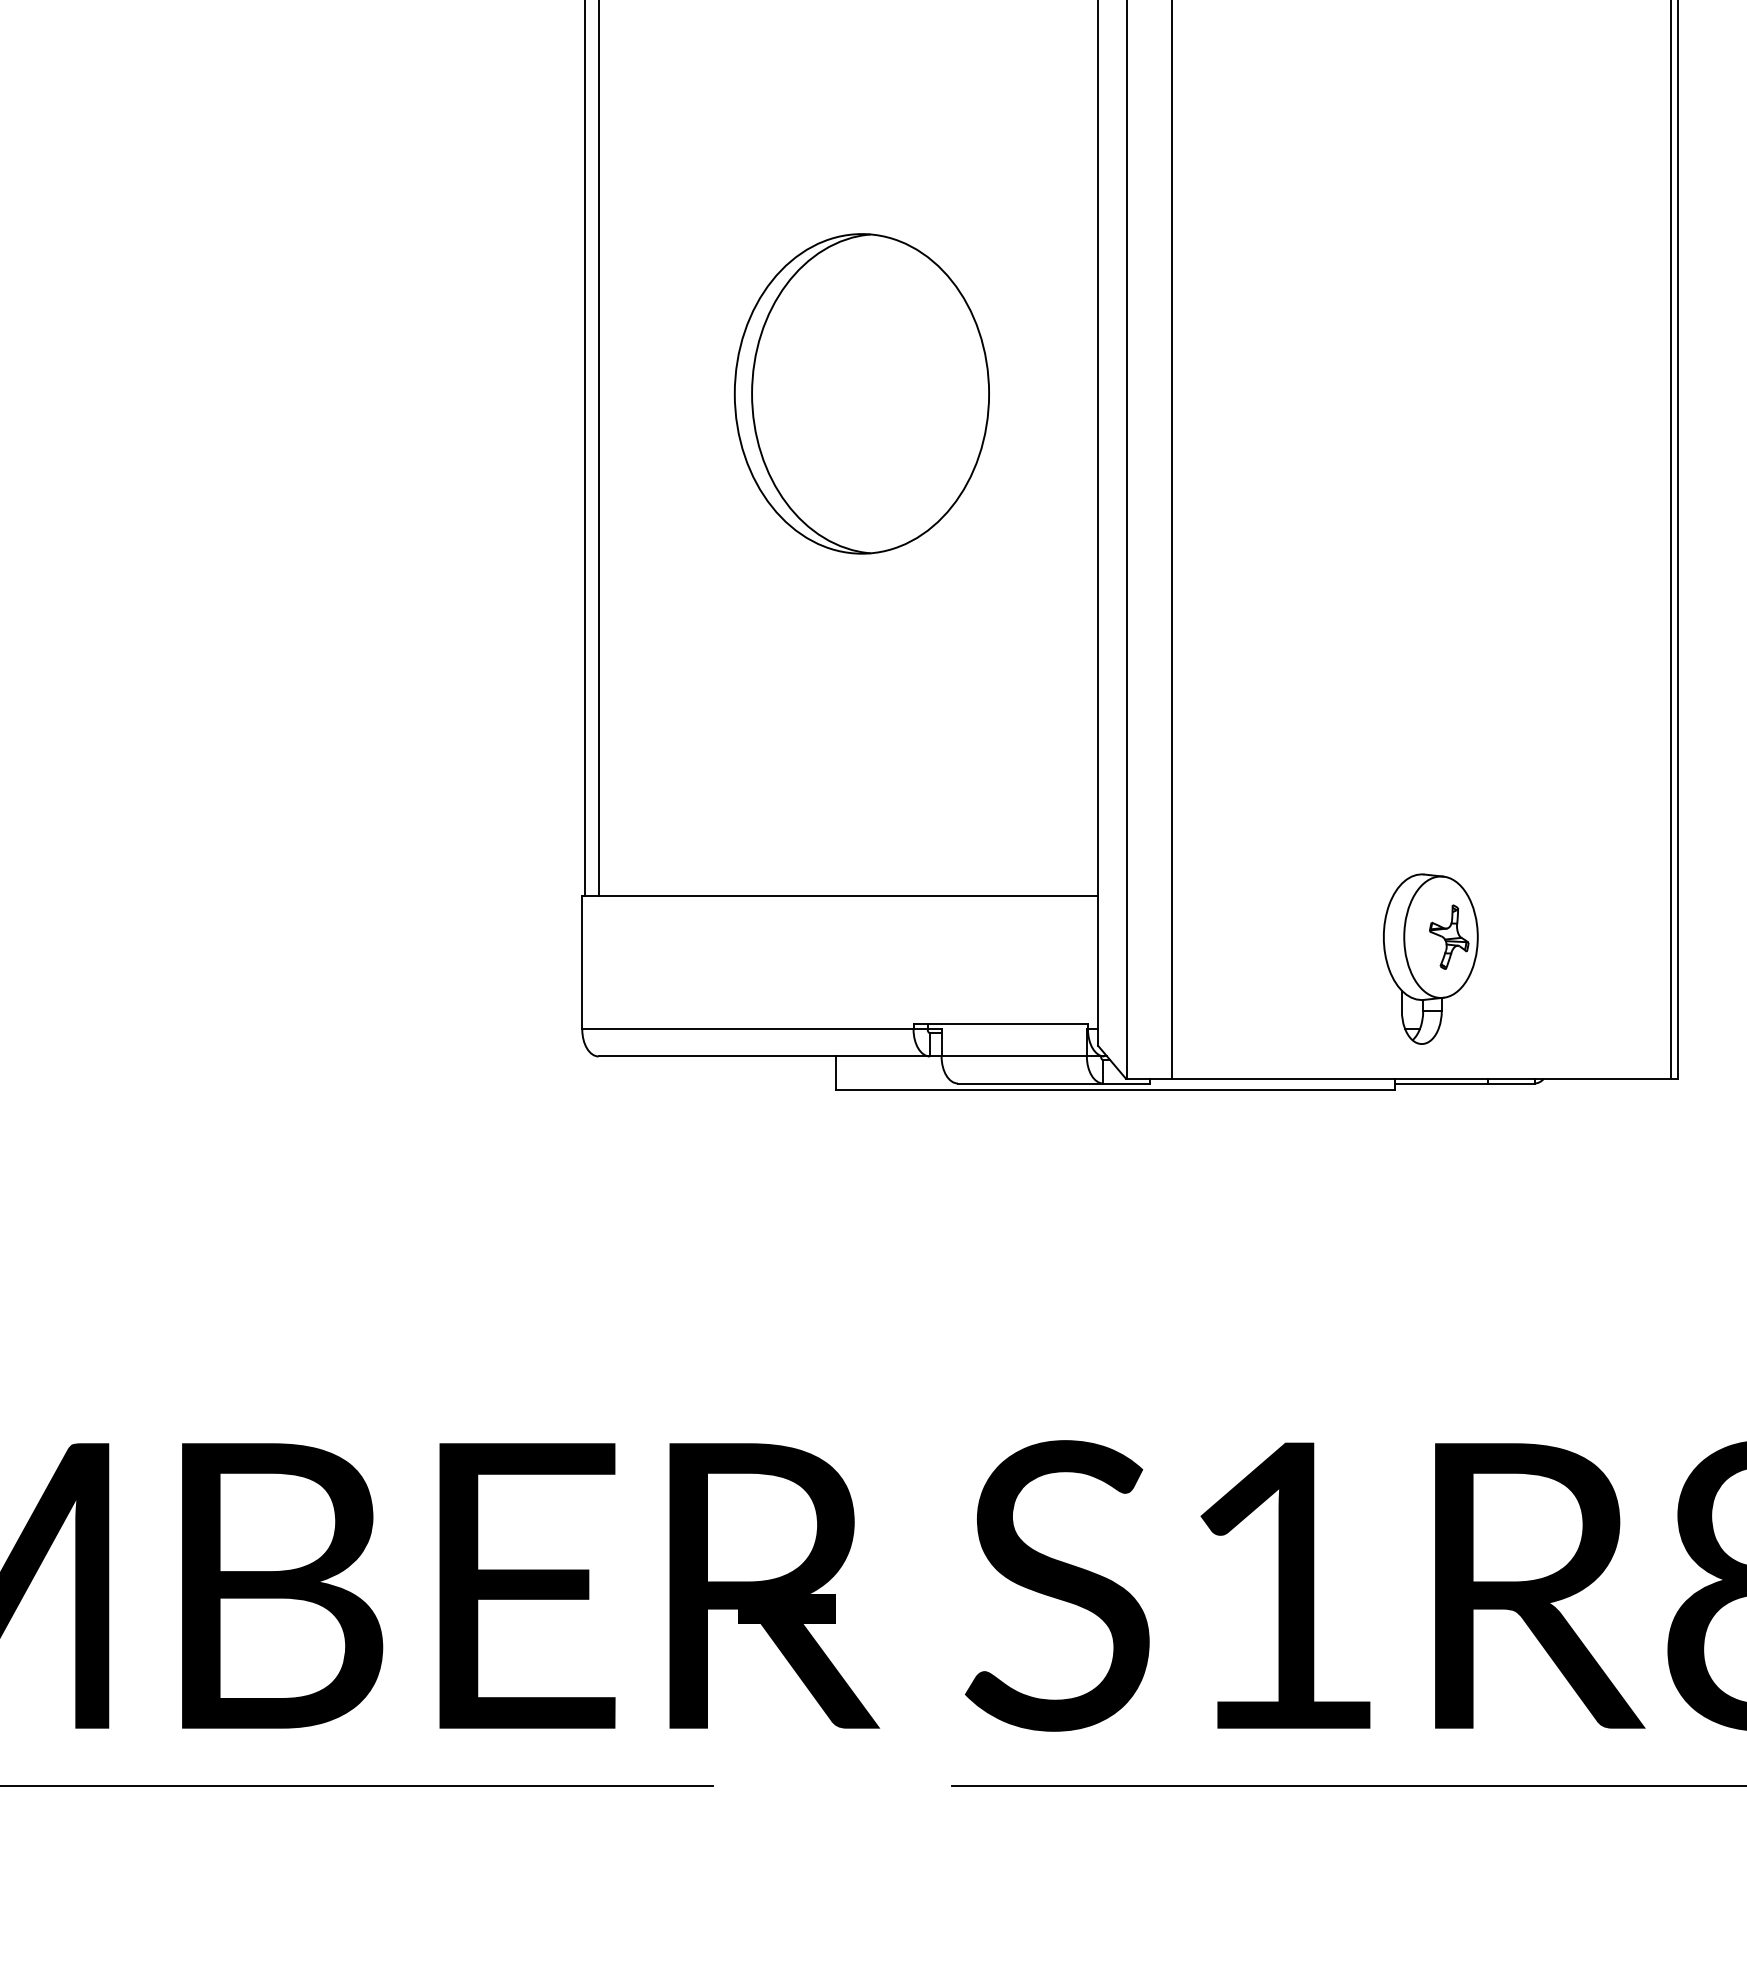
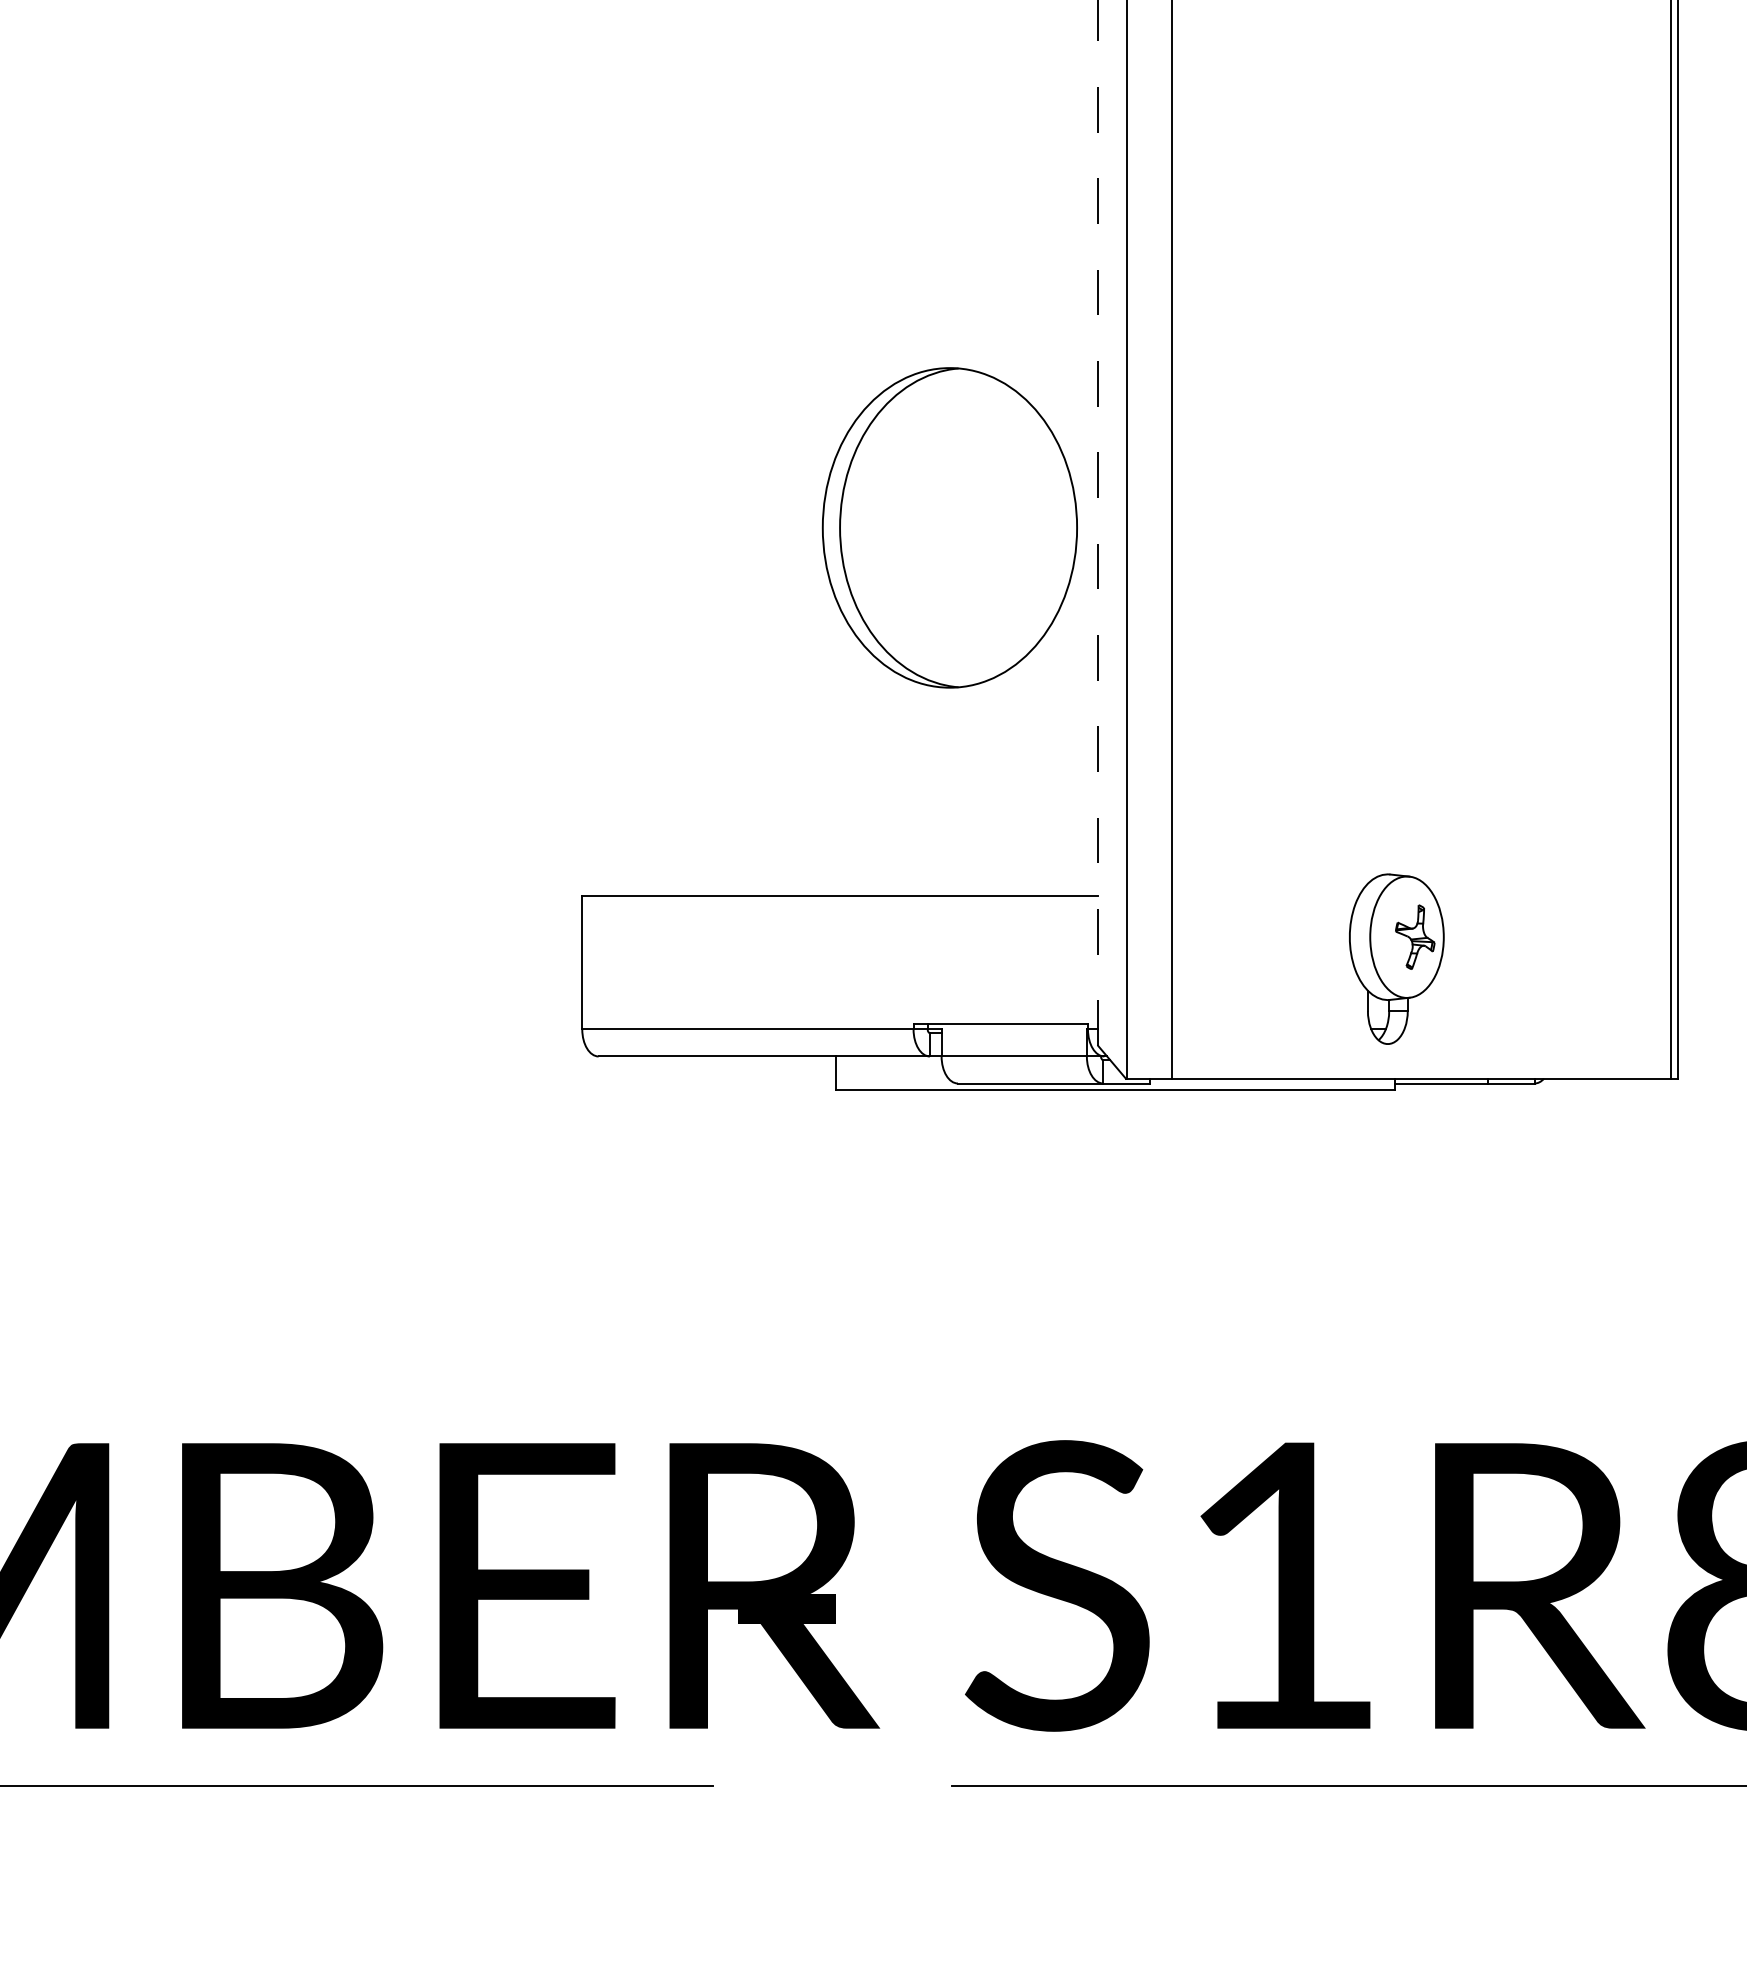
part position: (861, 393) -> (949, 527) (949, 527)
line: present -> none (585, 448)
line: present -> none (598, 448)
line: solid -> dashed (1098, 523)
part position: (1430, 958) -> (1396, 958) (1396, 958)
